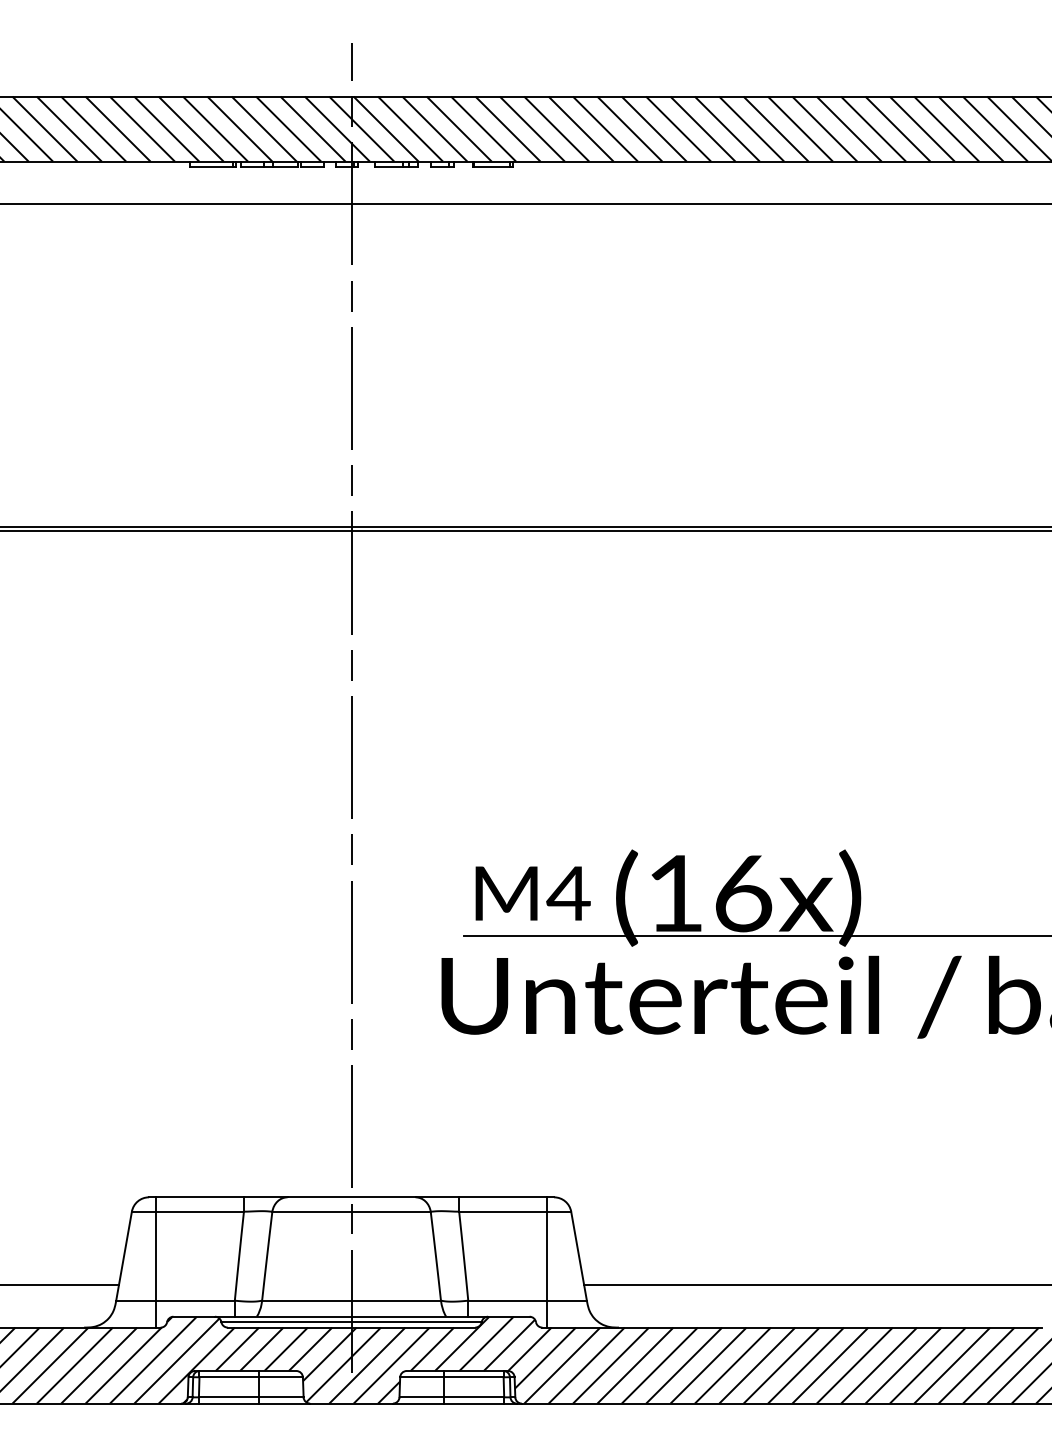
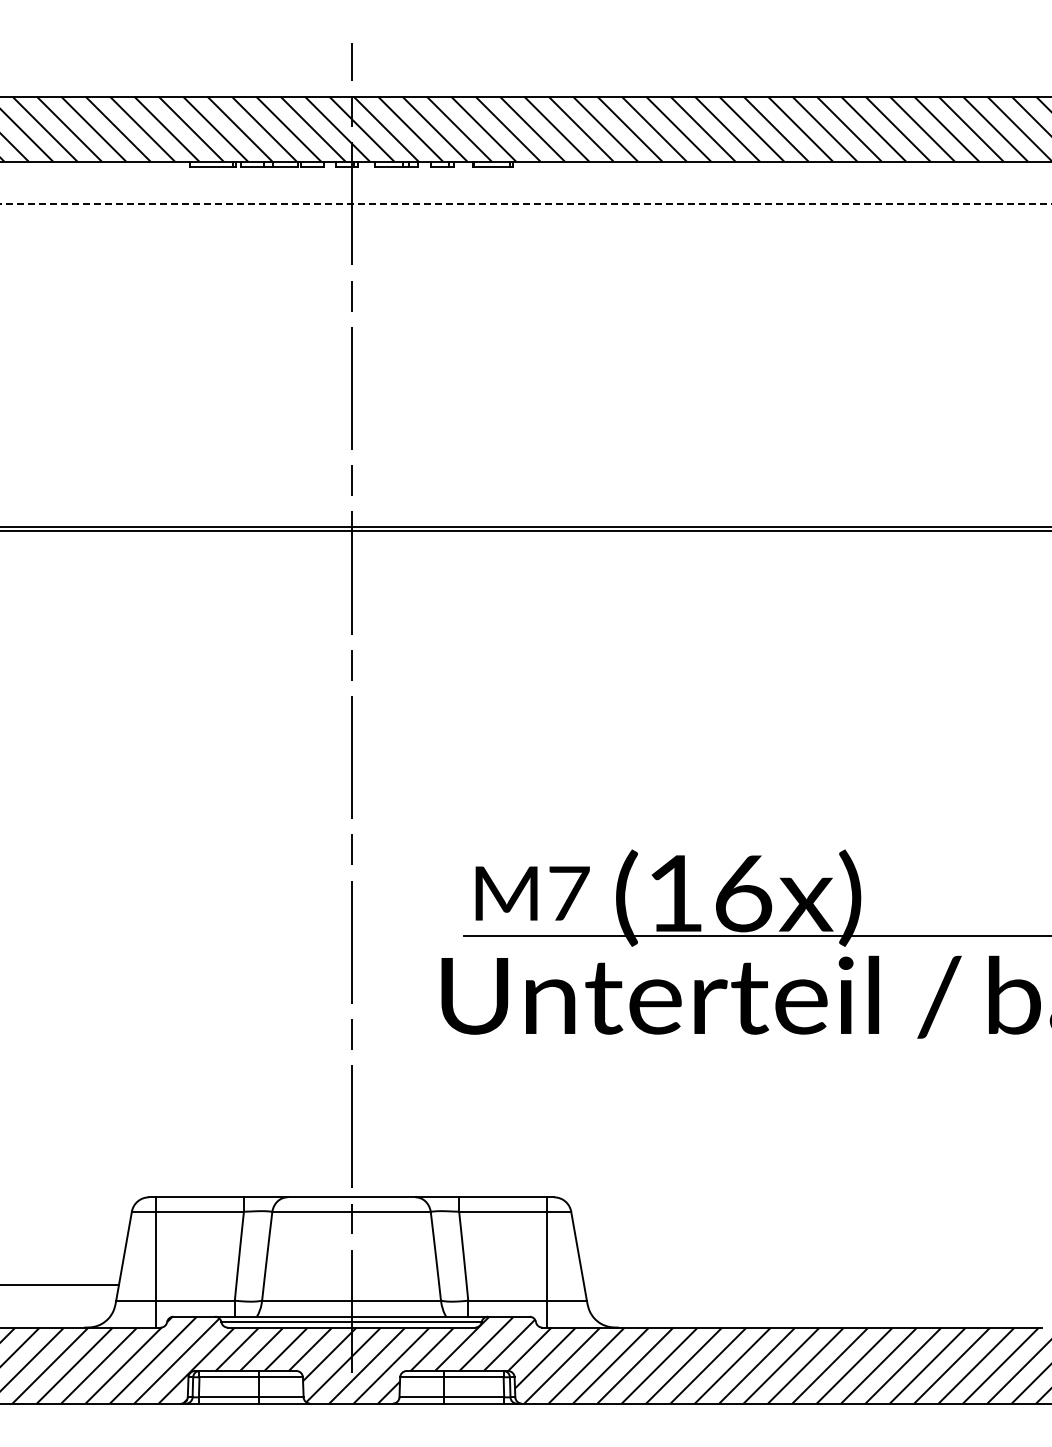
line: solid -> dashed (526, 204)
text: M4 -> M7 (568, 893)
line: present -> none (816, 1284)
